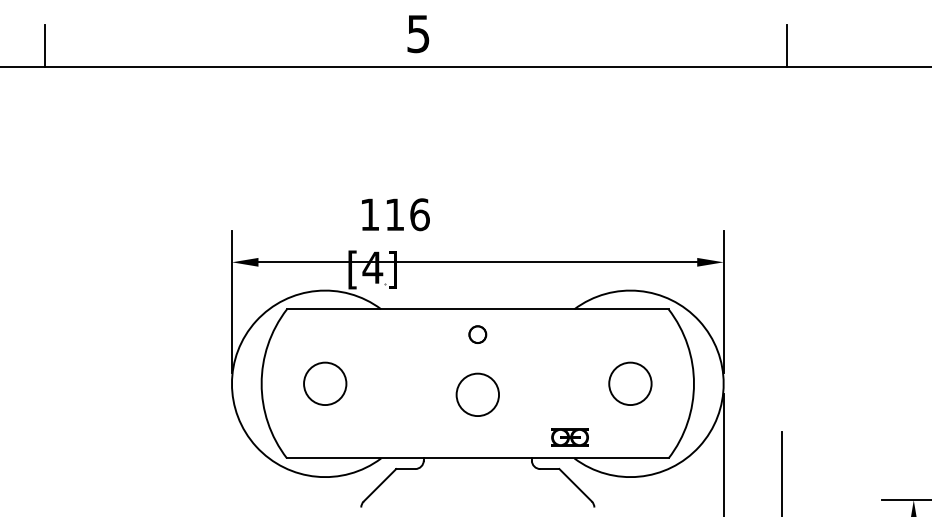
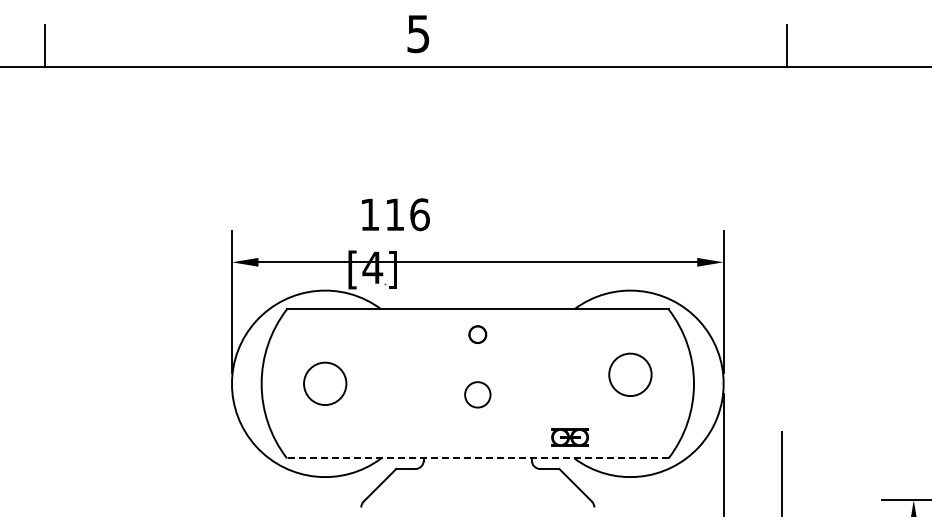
circle position: (630, 383) -> (630, 374) (630, 374)
circle diameter: 42 px -> 25 px (477, 394)
line: solid -> dashed (477, 458)
